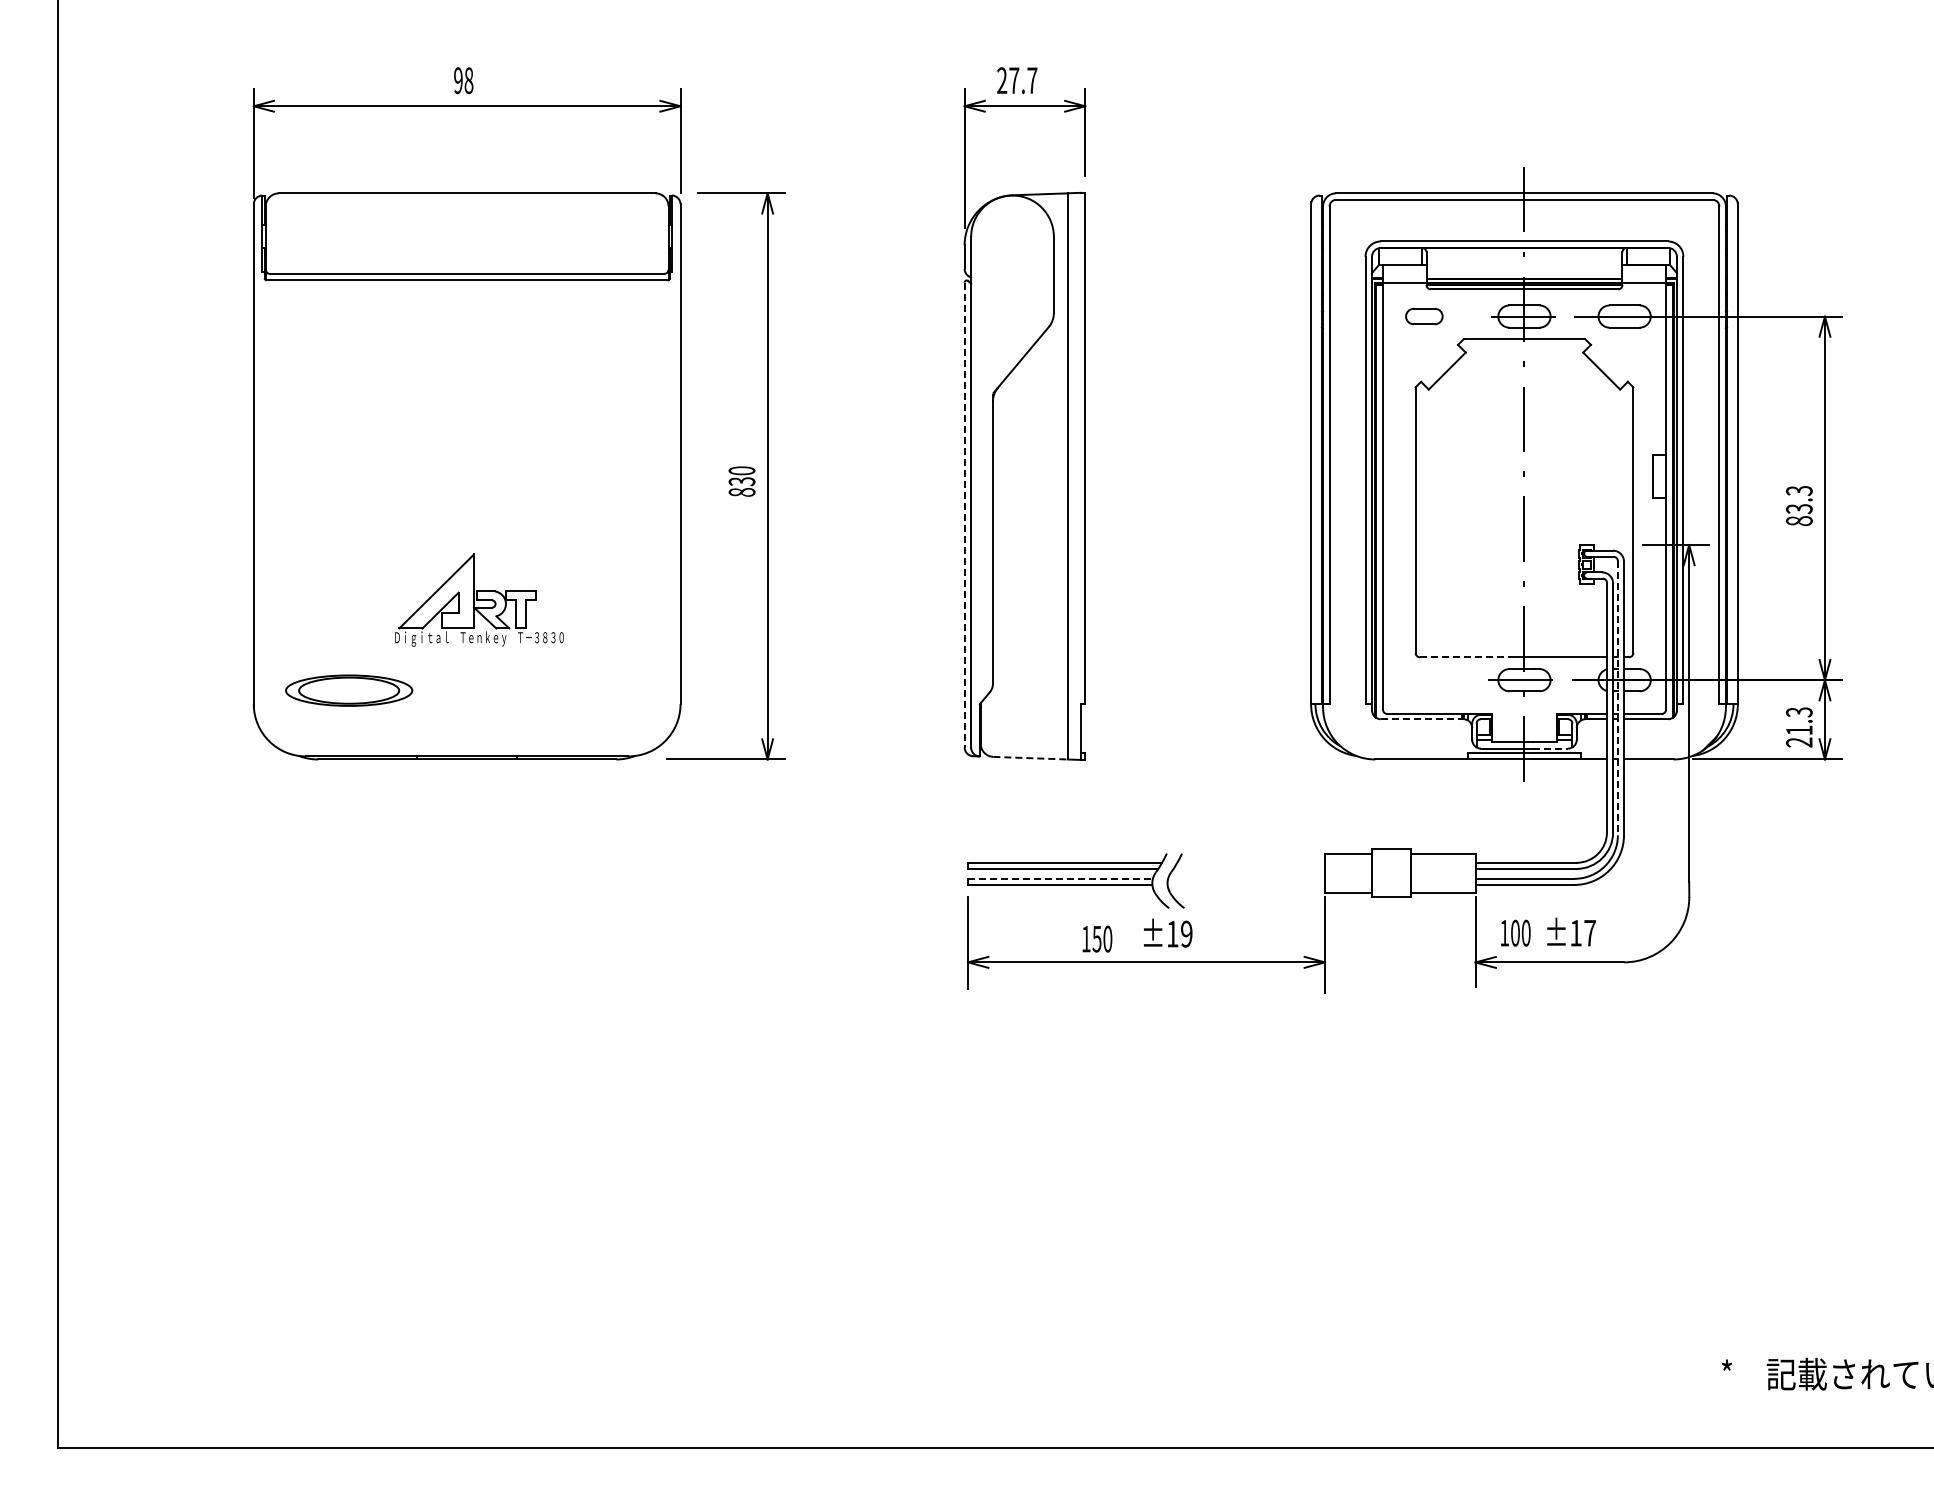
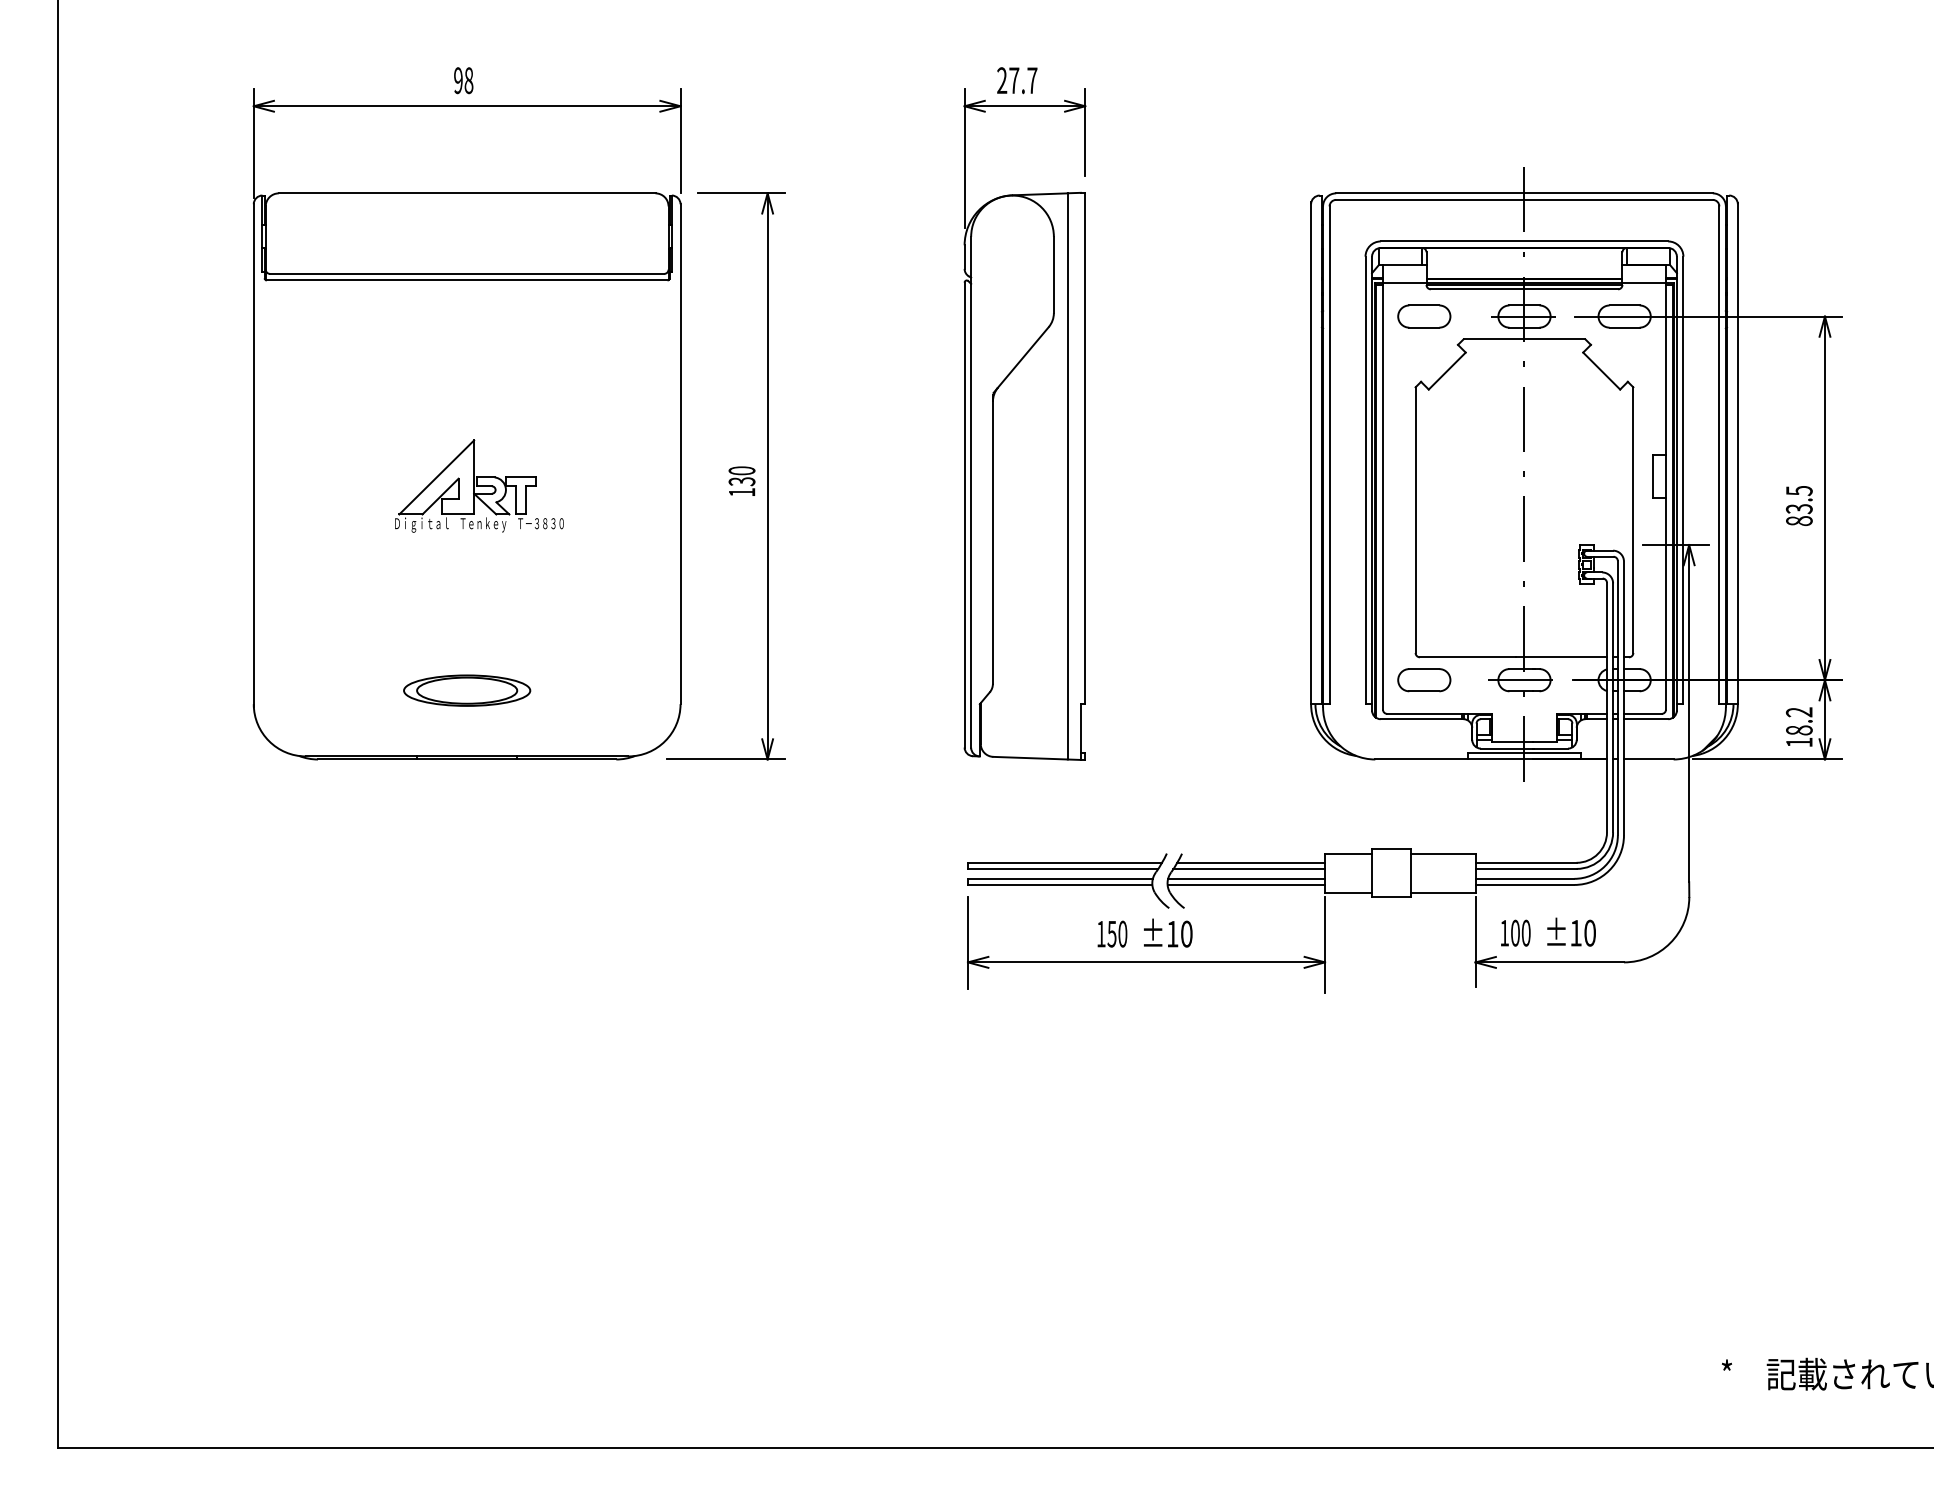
part size: 39x19 px -> 55x25 px (1424, 316)
text: 83.3 -> 83.5 (1798, 490)
text: 830 -> 130 (741, 491)
line: dashed -> solid (964, 515)
part position: (479, 599) -> (479, 485) (479, 485)
line: dashed -> solid (1468, 657)
part: none -> present (1424, 680)
part position: (349, 690) -> (467, 690) (467, 690)
line: dashed -> solid (1617, 698)
line: dashed -> solid (1422, 719)
text: 21.3 -> 18.2 (1799, 727)
line: dashed -> solid (1550, 748)
line: dashed -> solid (1031, 758)
line: none -> present (1251, 862)
line: none -> present (1249, 868)
line: dashed -> solid (1060, 878)
line: none -> present (1246, 878)
line: none -> present (1246, 884)
text: ±17 -> ±10 (1589, 932)
text: ±19 -> ±10 (1186, 933)
text position: (1097, 938) -> (1112, 933) (1112, 933)
